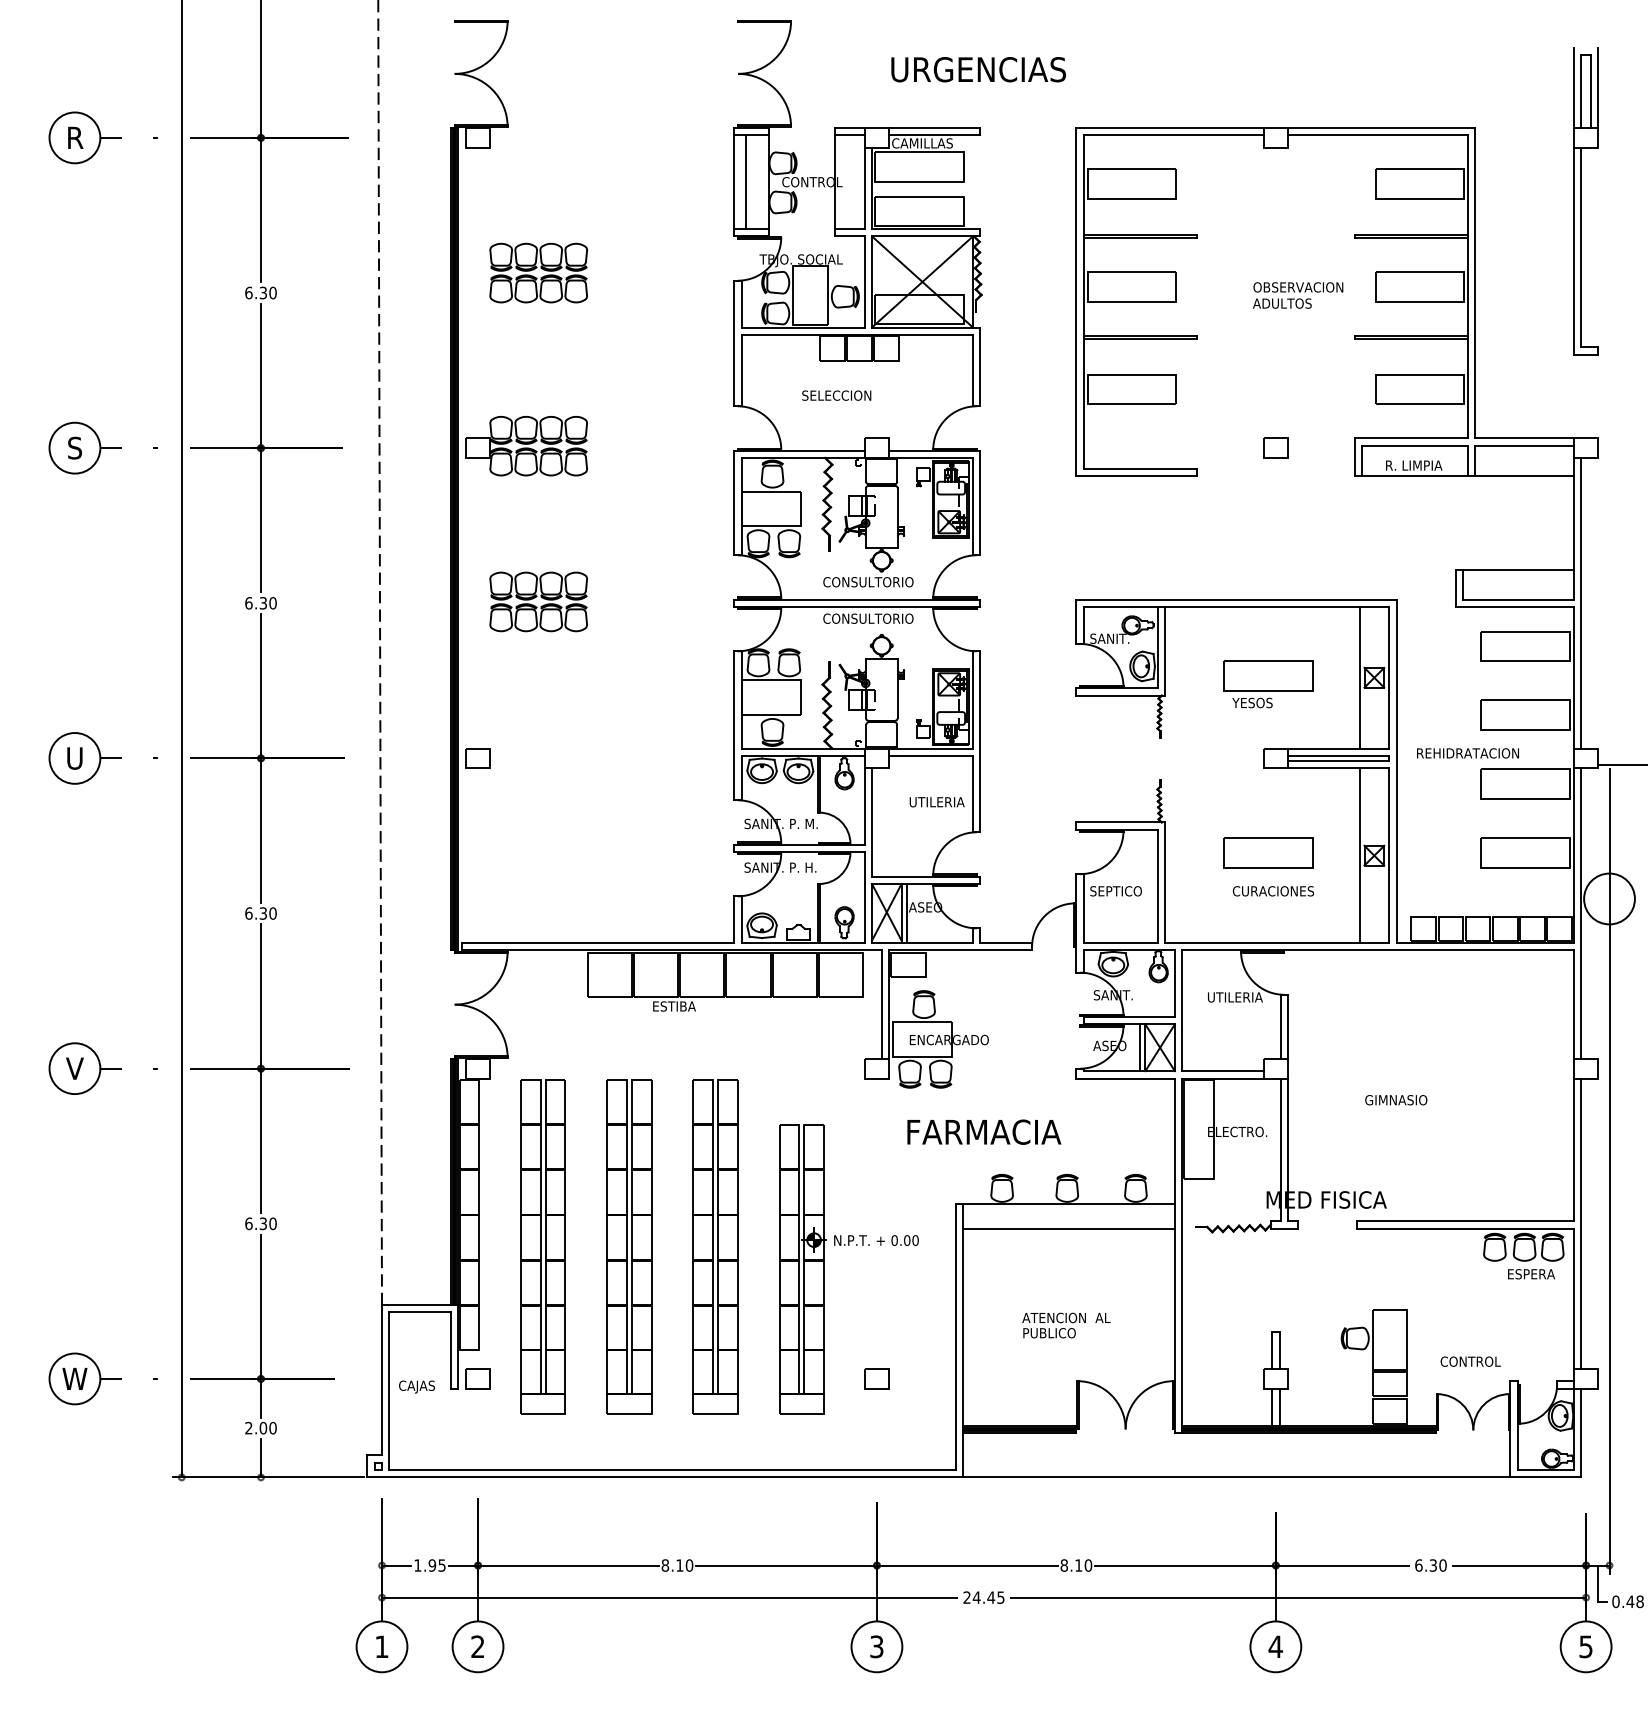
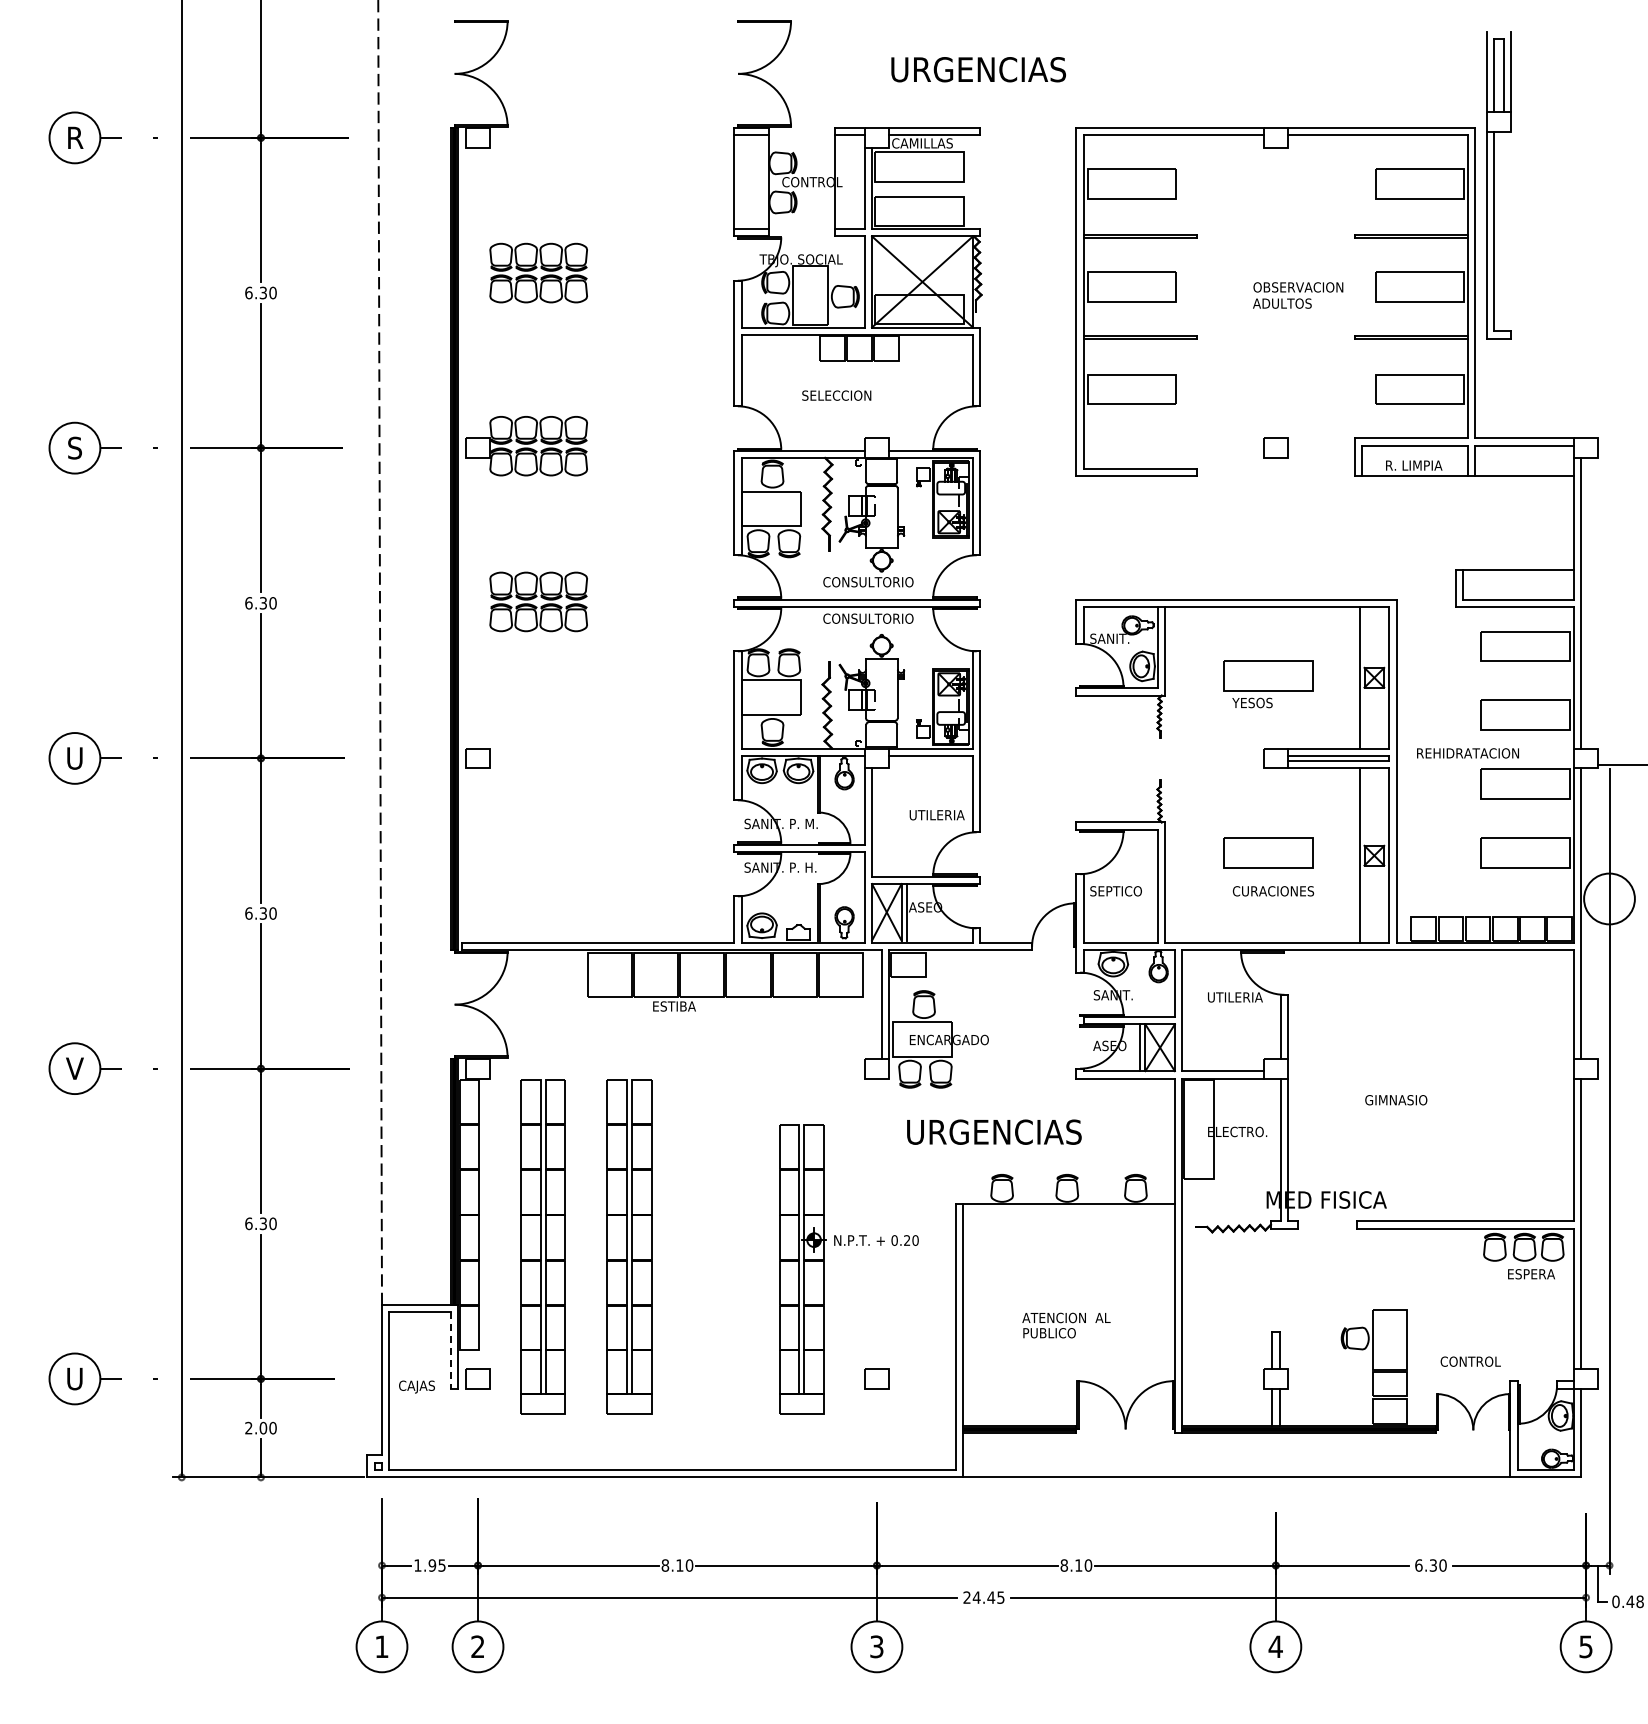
line: present -> none (746, 182)
part position: (1585, 201) -> (1498, 185) (1498, 185)
text position: (936, 802) -> (936, 815) (936, 815)
text: FARMACIA -> URGENCIAS (994, 1131)
line: present -> none (1068, 1228)
text: 0.00 -> 0.20 (907, 1240)
part: present -> none (715, 1246)
line: solid -> dashed (450, 1351)
text: W -> U (74, 1378)
